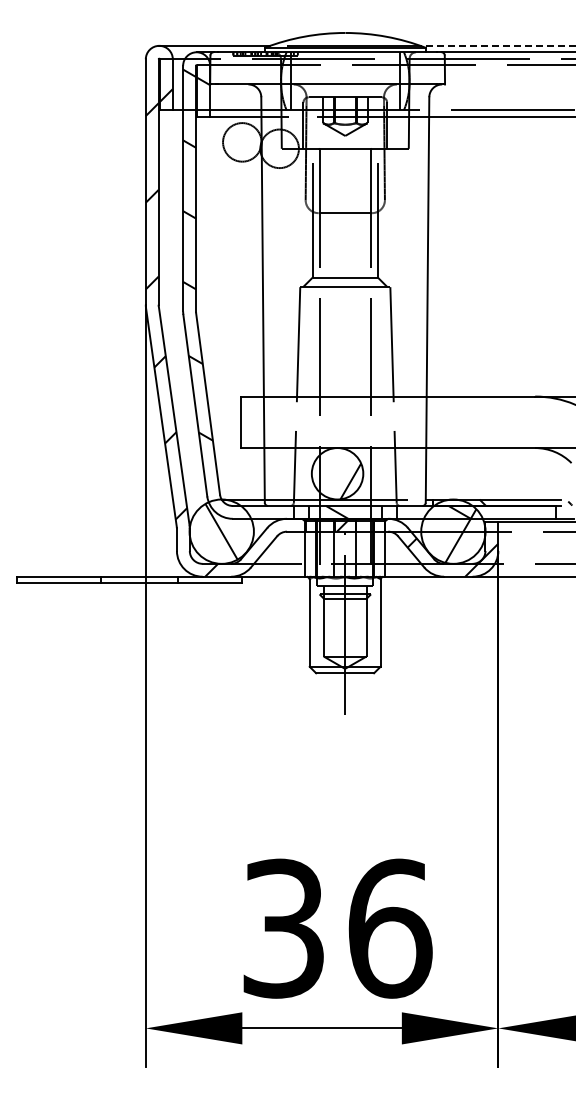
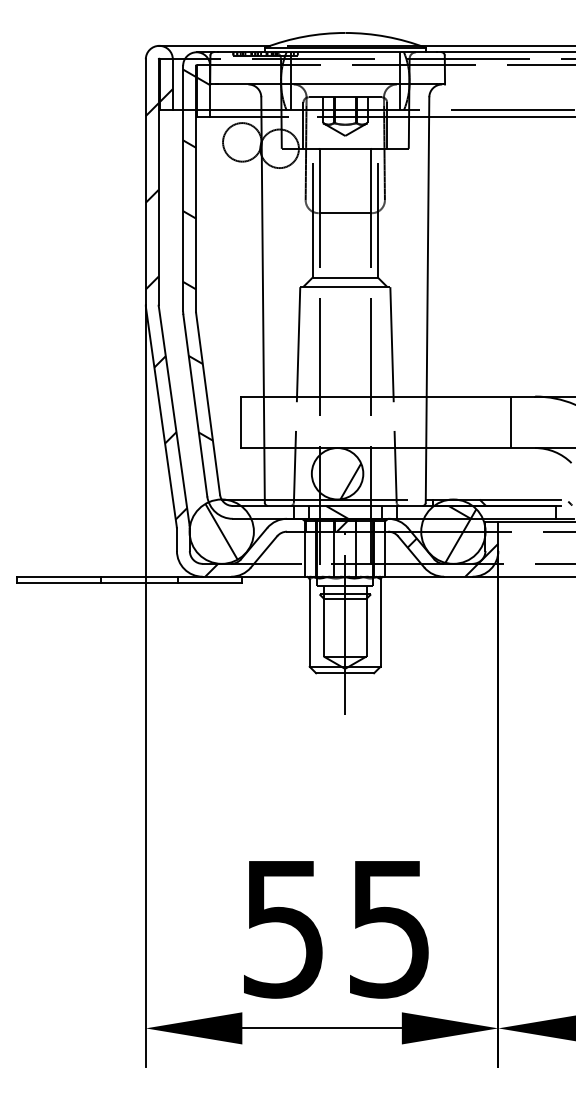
line: dashed -> solid (497, 45)
line: none -> present (511, 422)
text: 36 -> 55 (337, 928)
